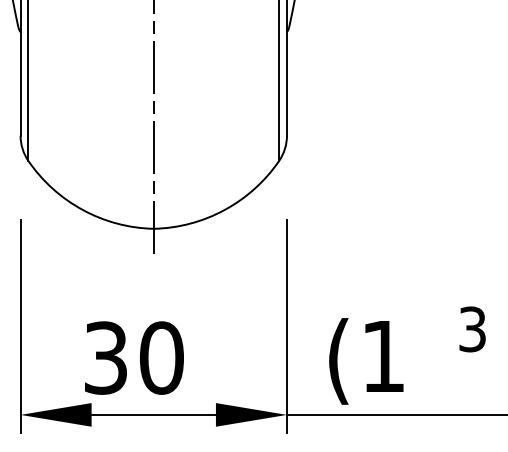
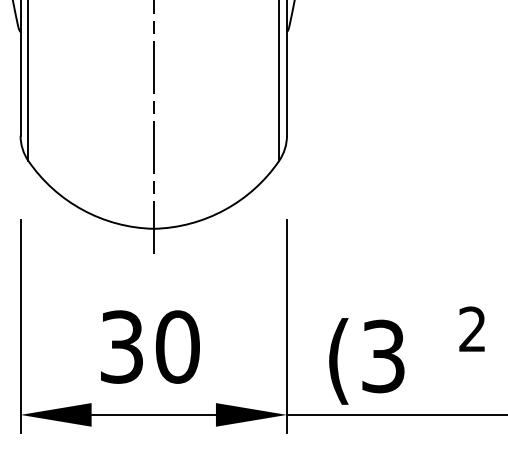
text: 3 -> 2 (472, 329)
text: (1 -> (3 (383, 356)
text position: (134, 357) -> (150, 346) (150, 346)
